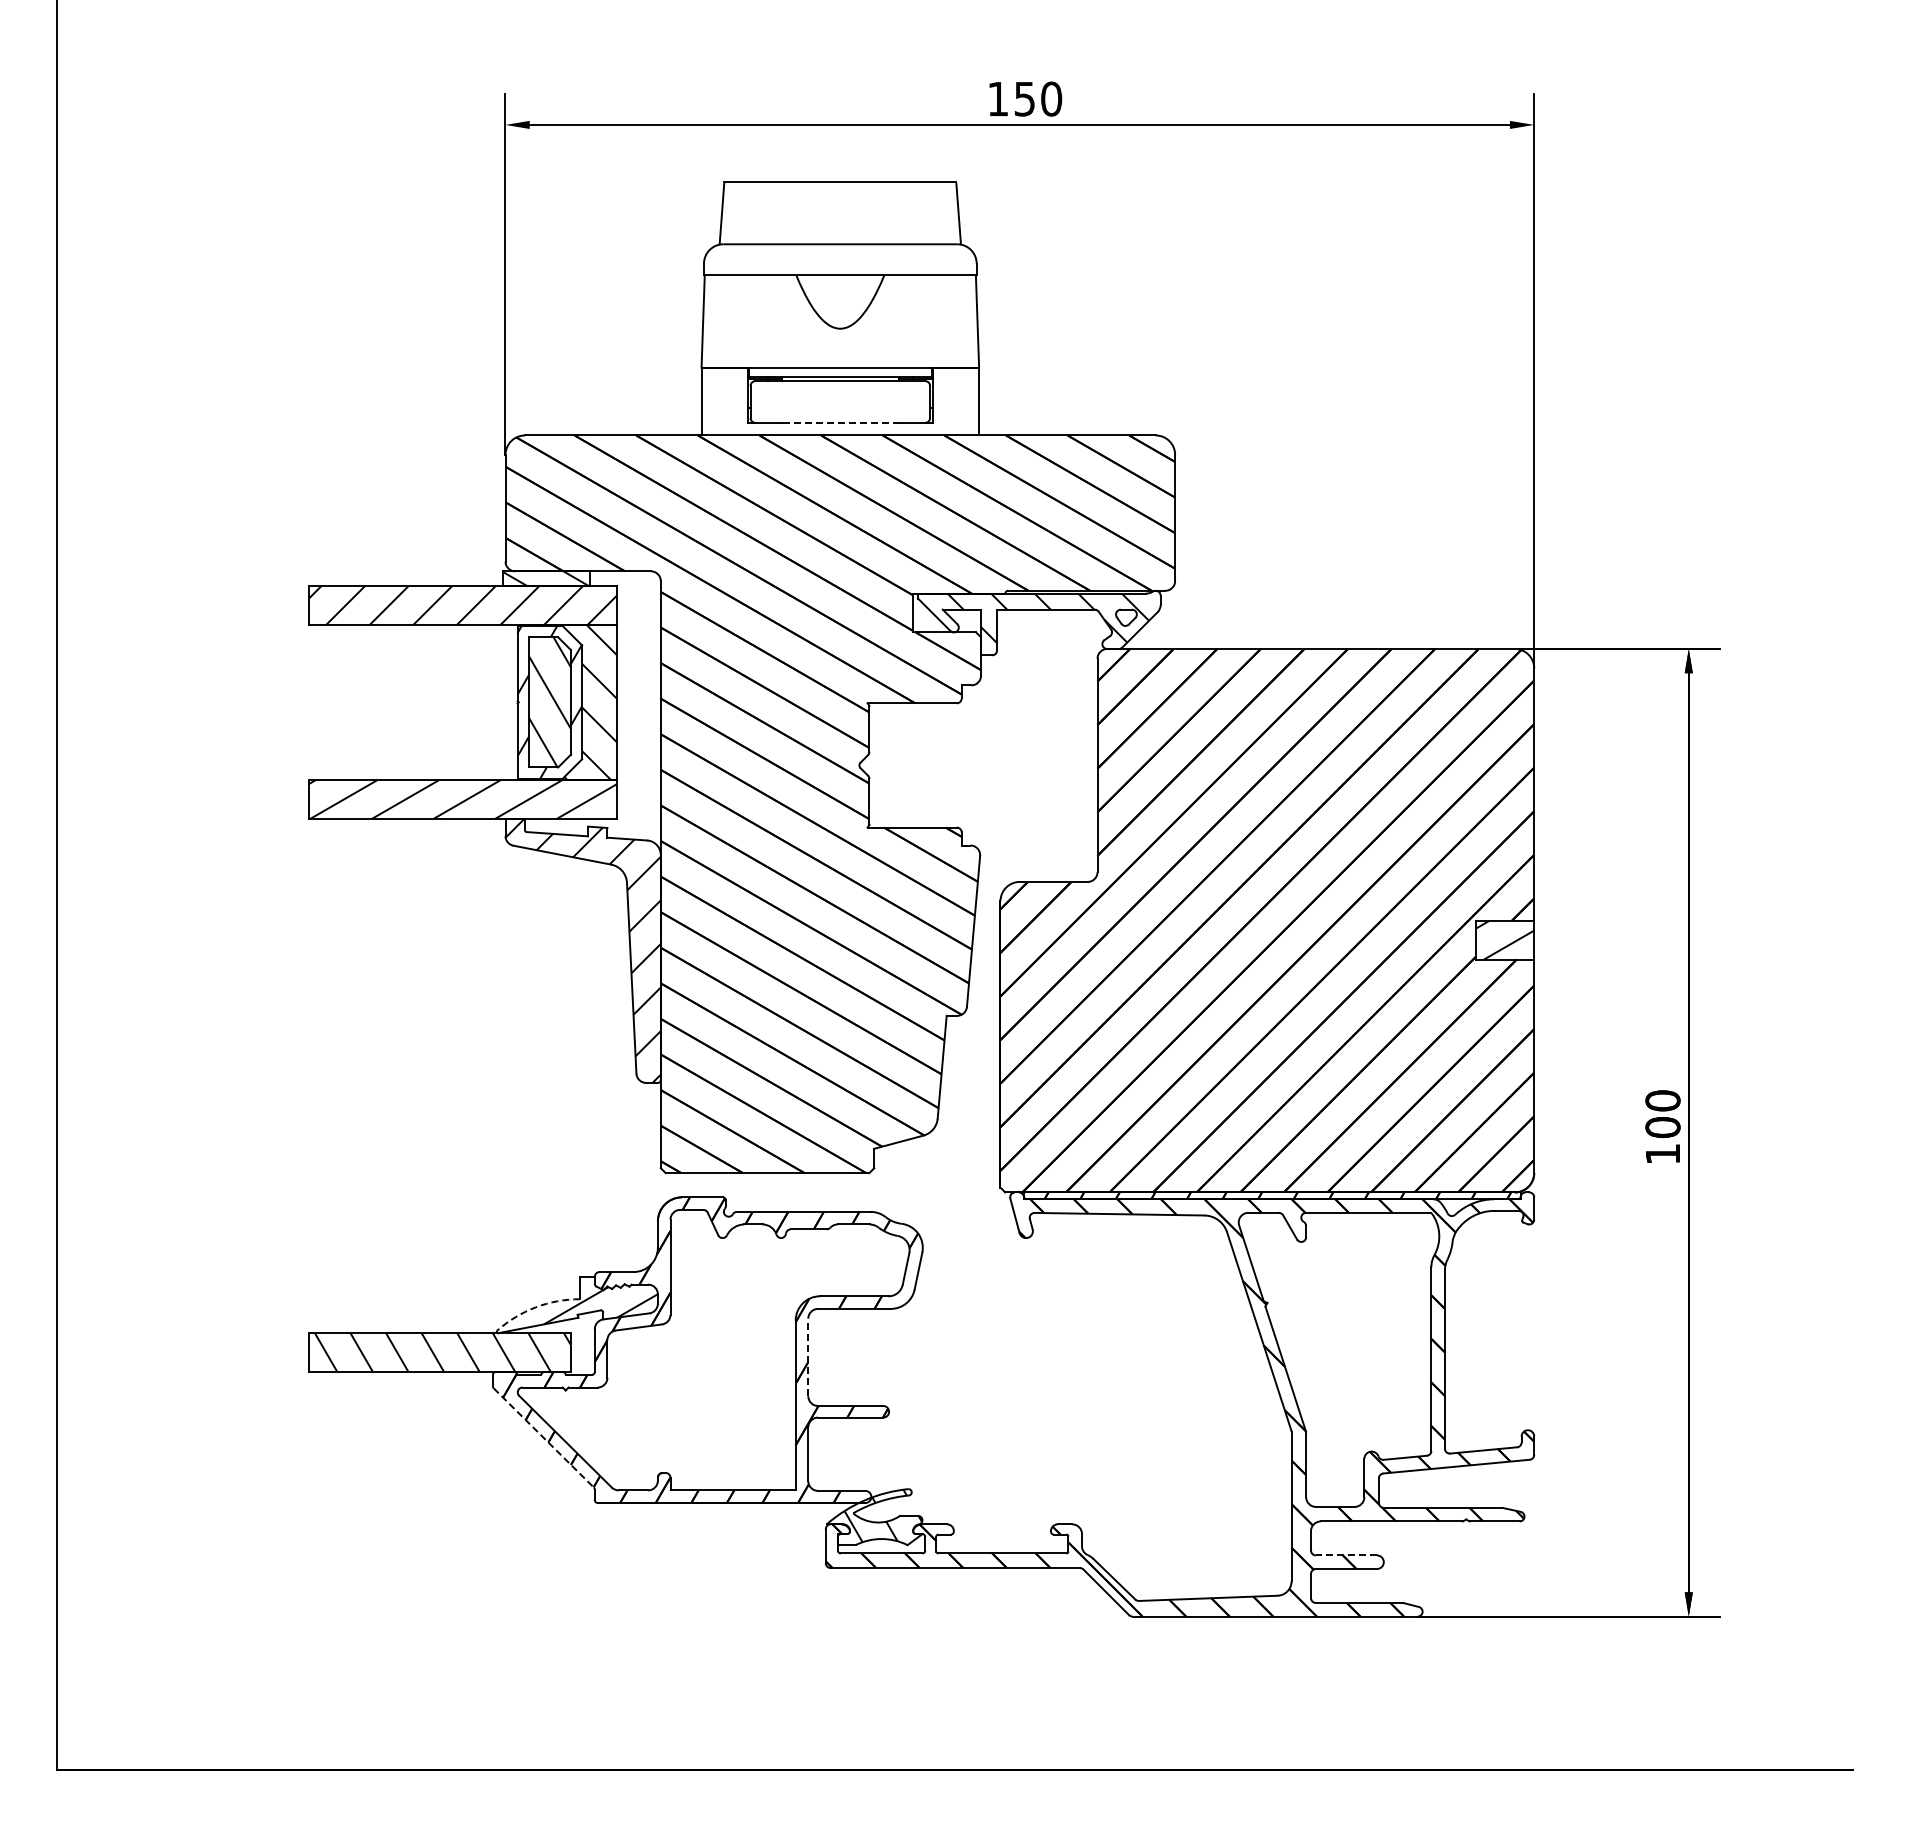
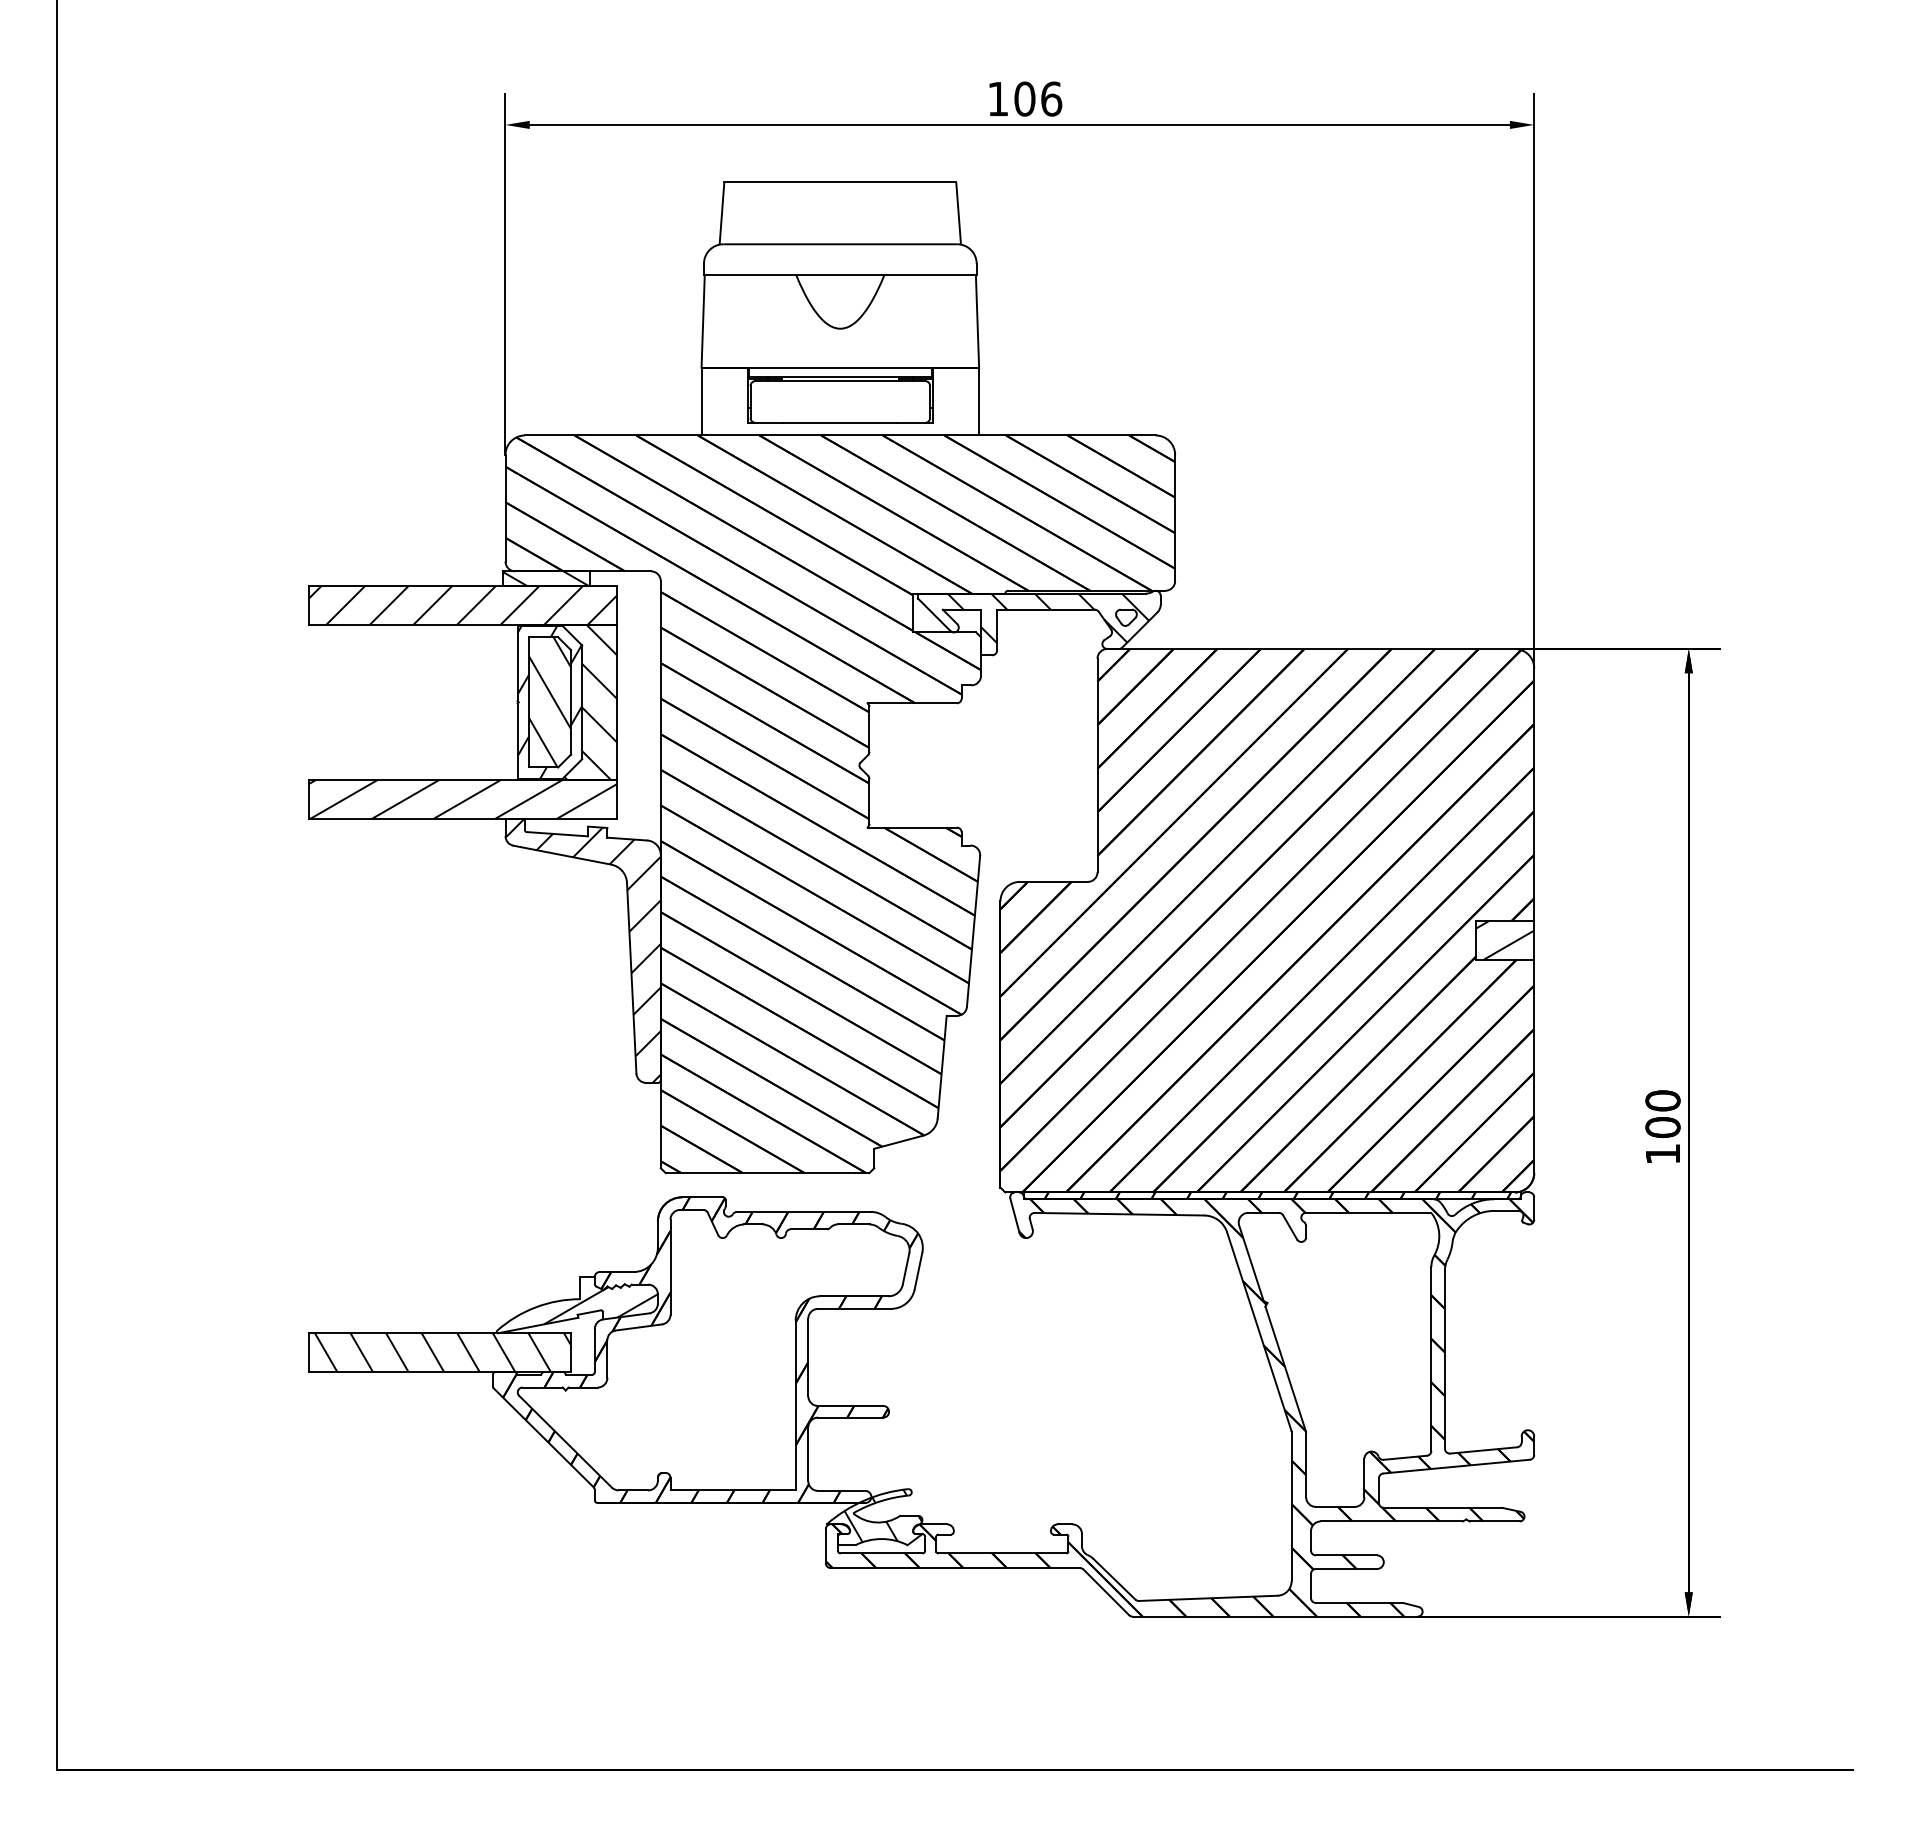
text: 150 -> 106 (1038, 98)
line: dashed -> solid (840, 422)
arc: dashed -> solid (535, 1307)
line: dashed -> solid (808, 1357)
line: dashed -> solid (543, 1438)
line: dashed -> solid (1346, 1555)
